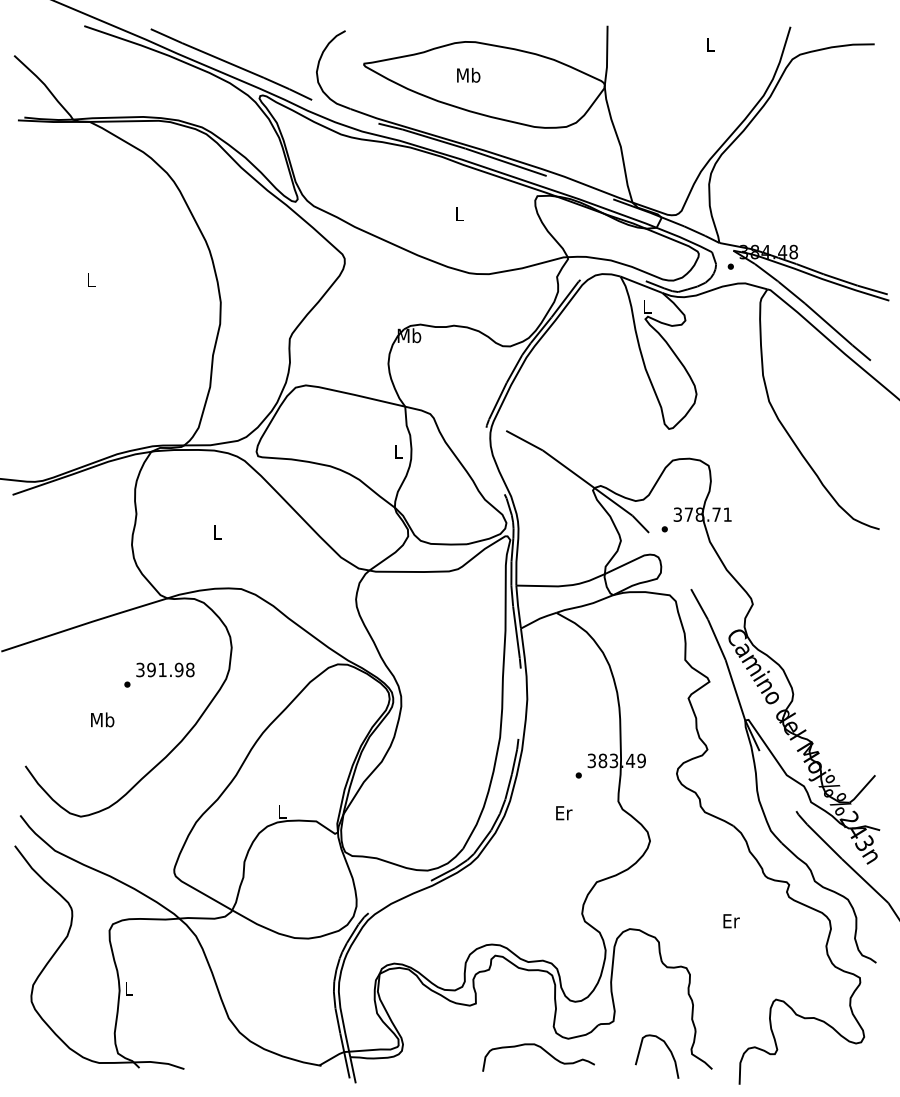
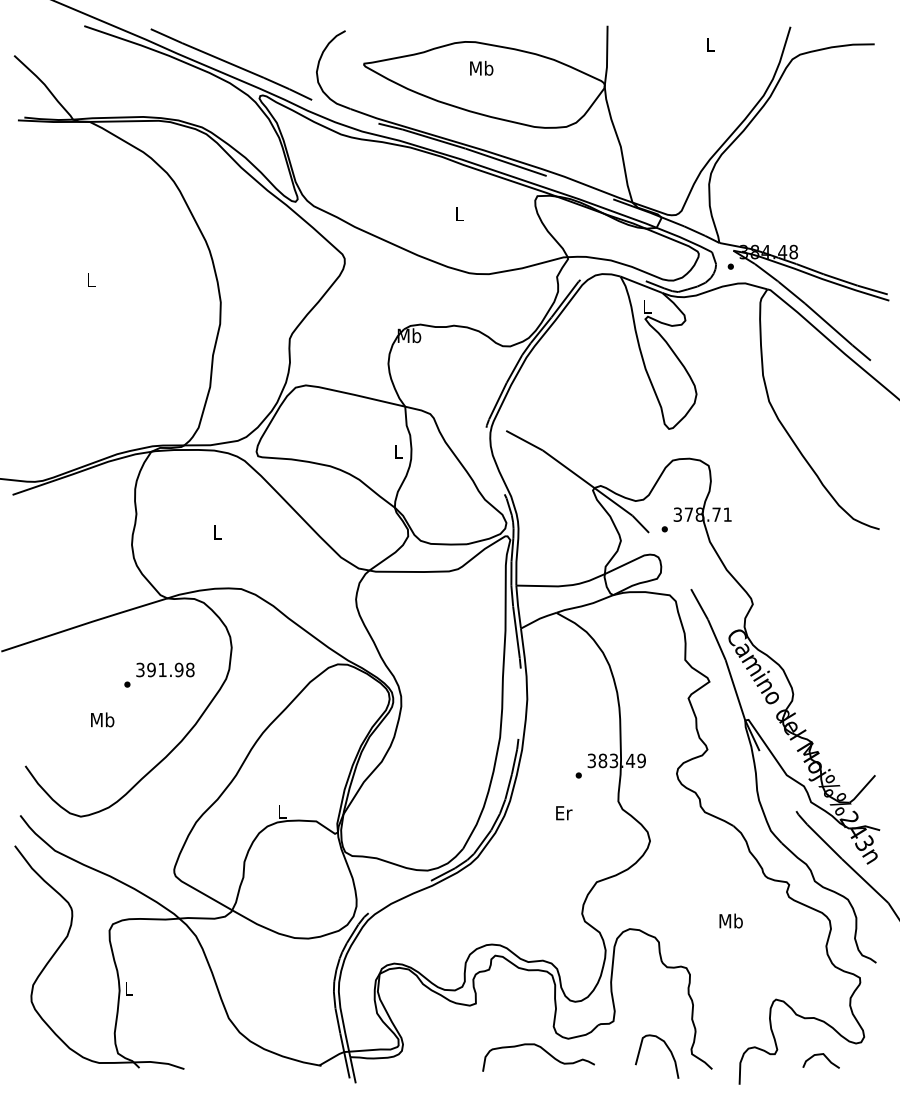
text position: (468, 74) -> (481, 67) (481, 67)
text: Er -> Mb (730, 920)
curve: none -> present (820, 1055)
